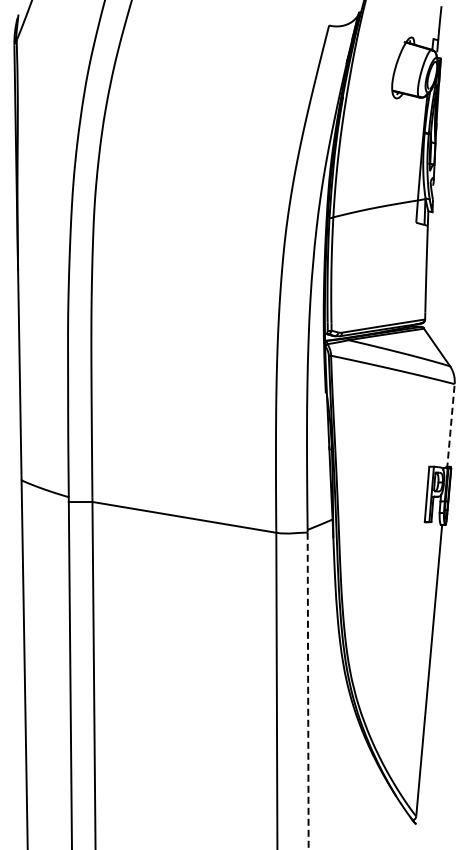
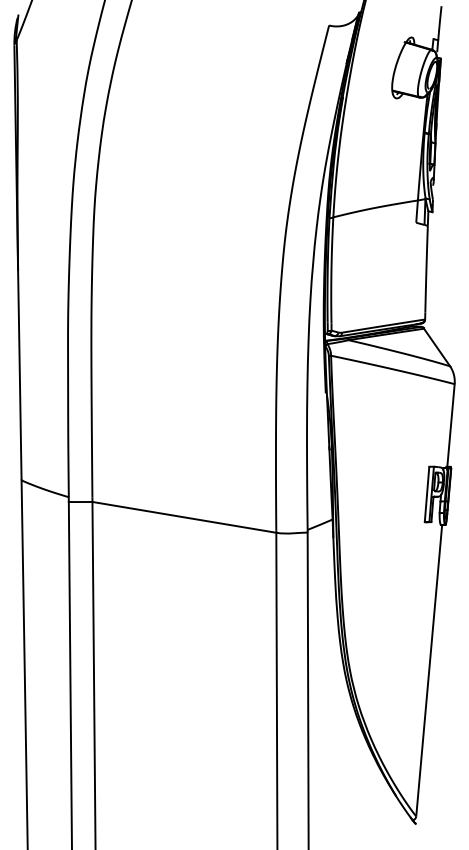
line: dashed -> solid (450, 426)
line: dashed -> solid (308, 690)
